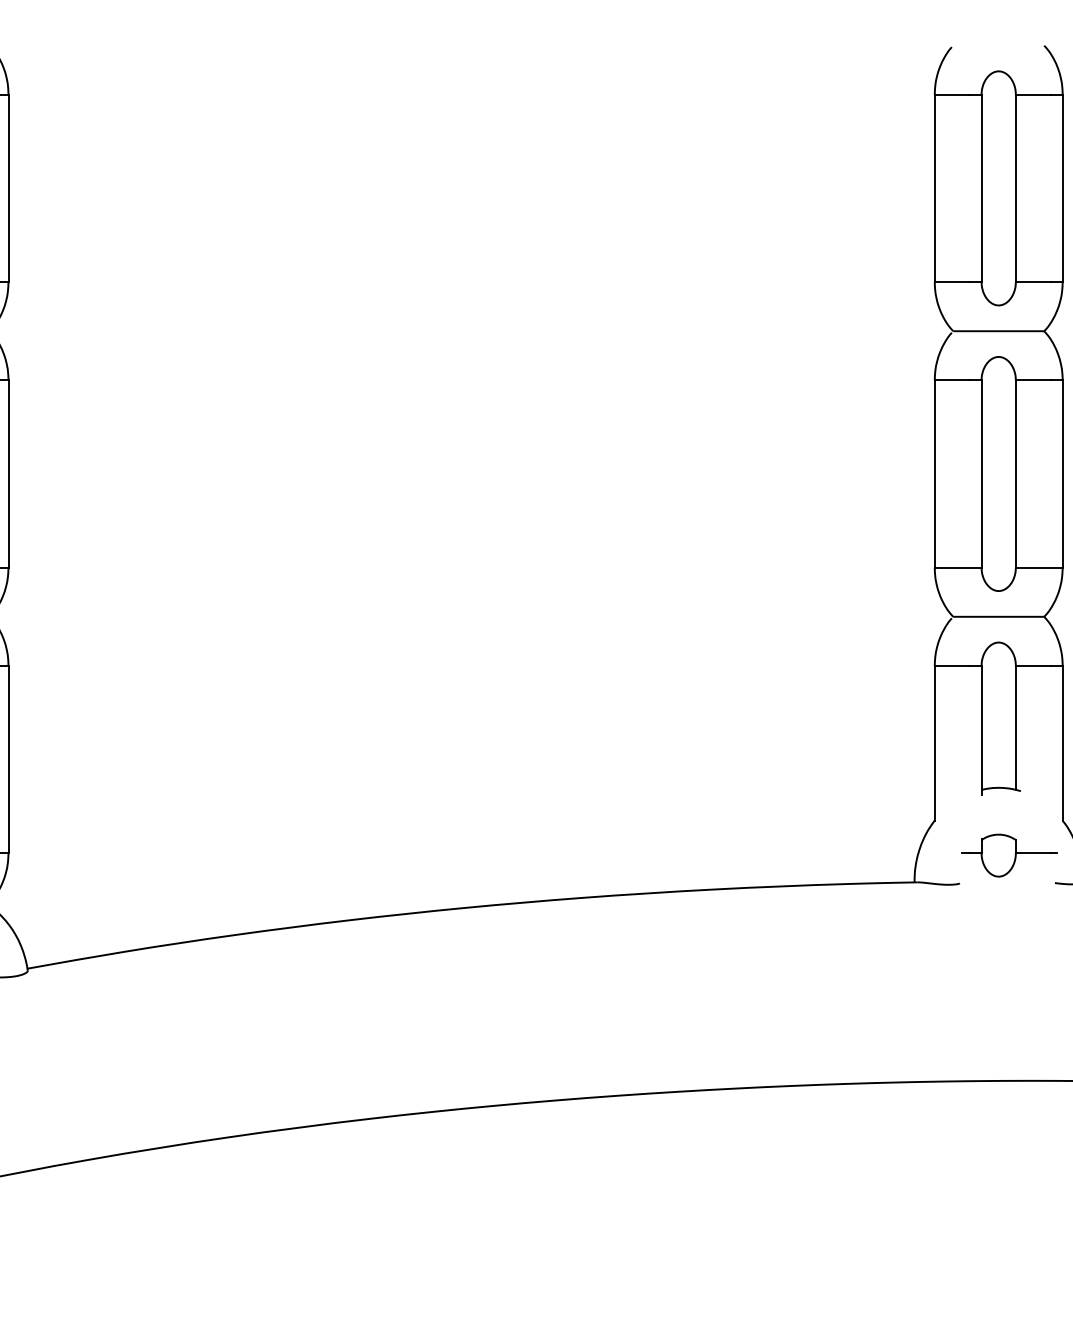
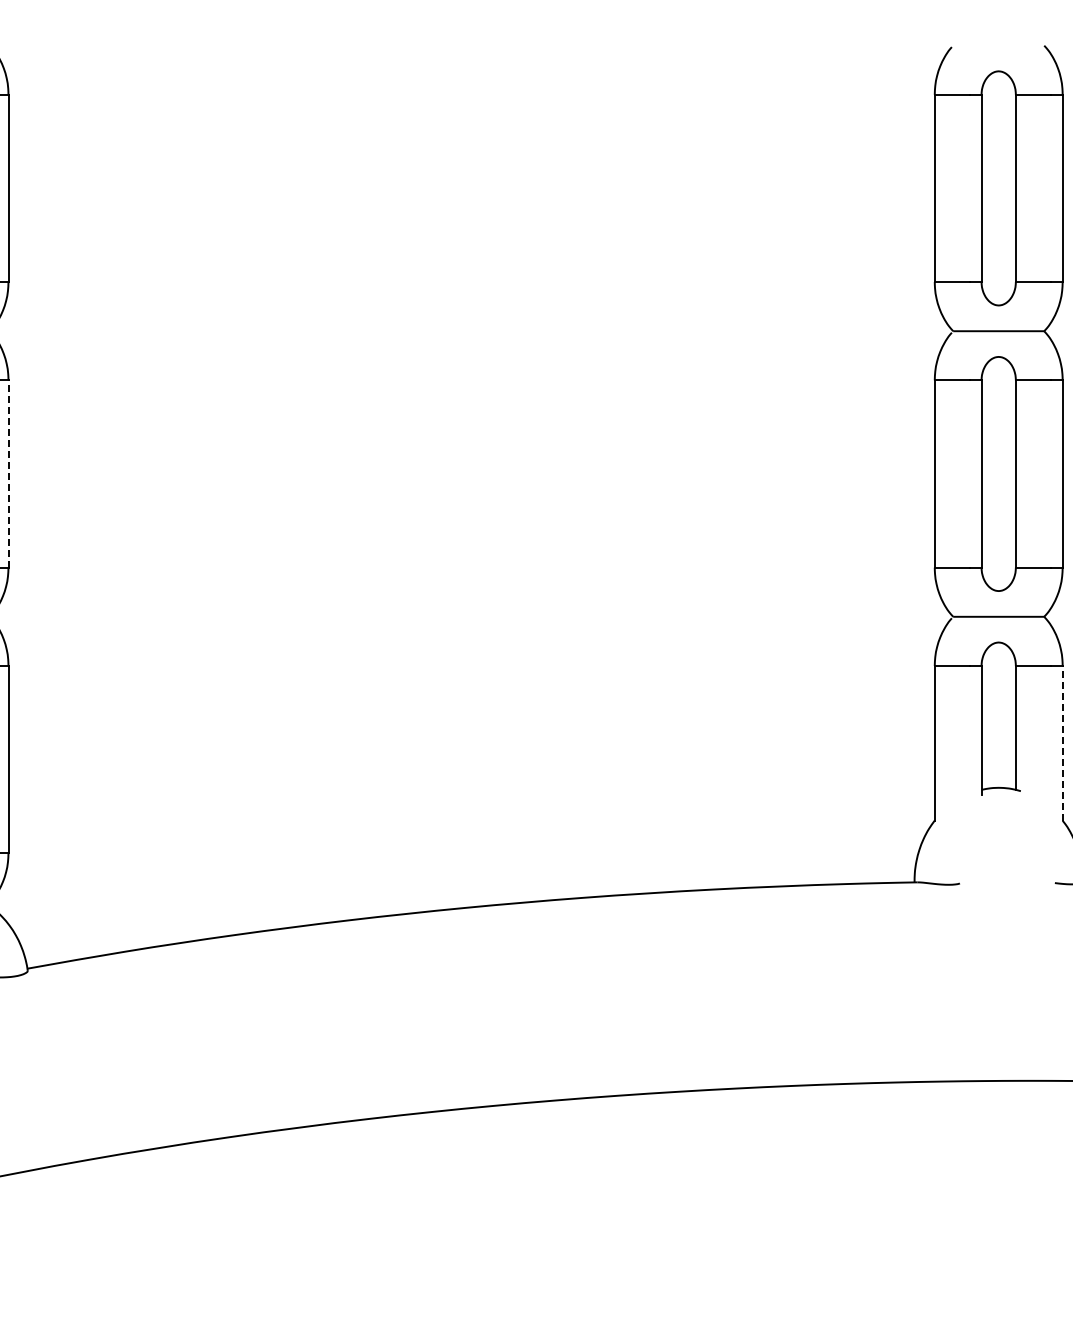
line: solid -> dashed (8, 474)
line: solid -> dashed (1062, 742)
part: present -> none (1009, 855)
